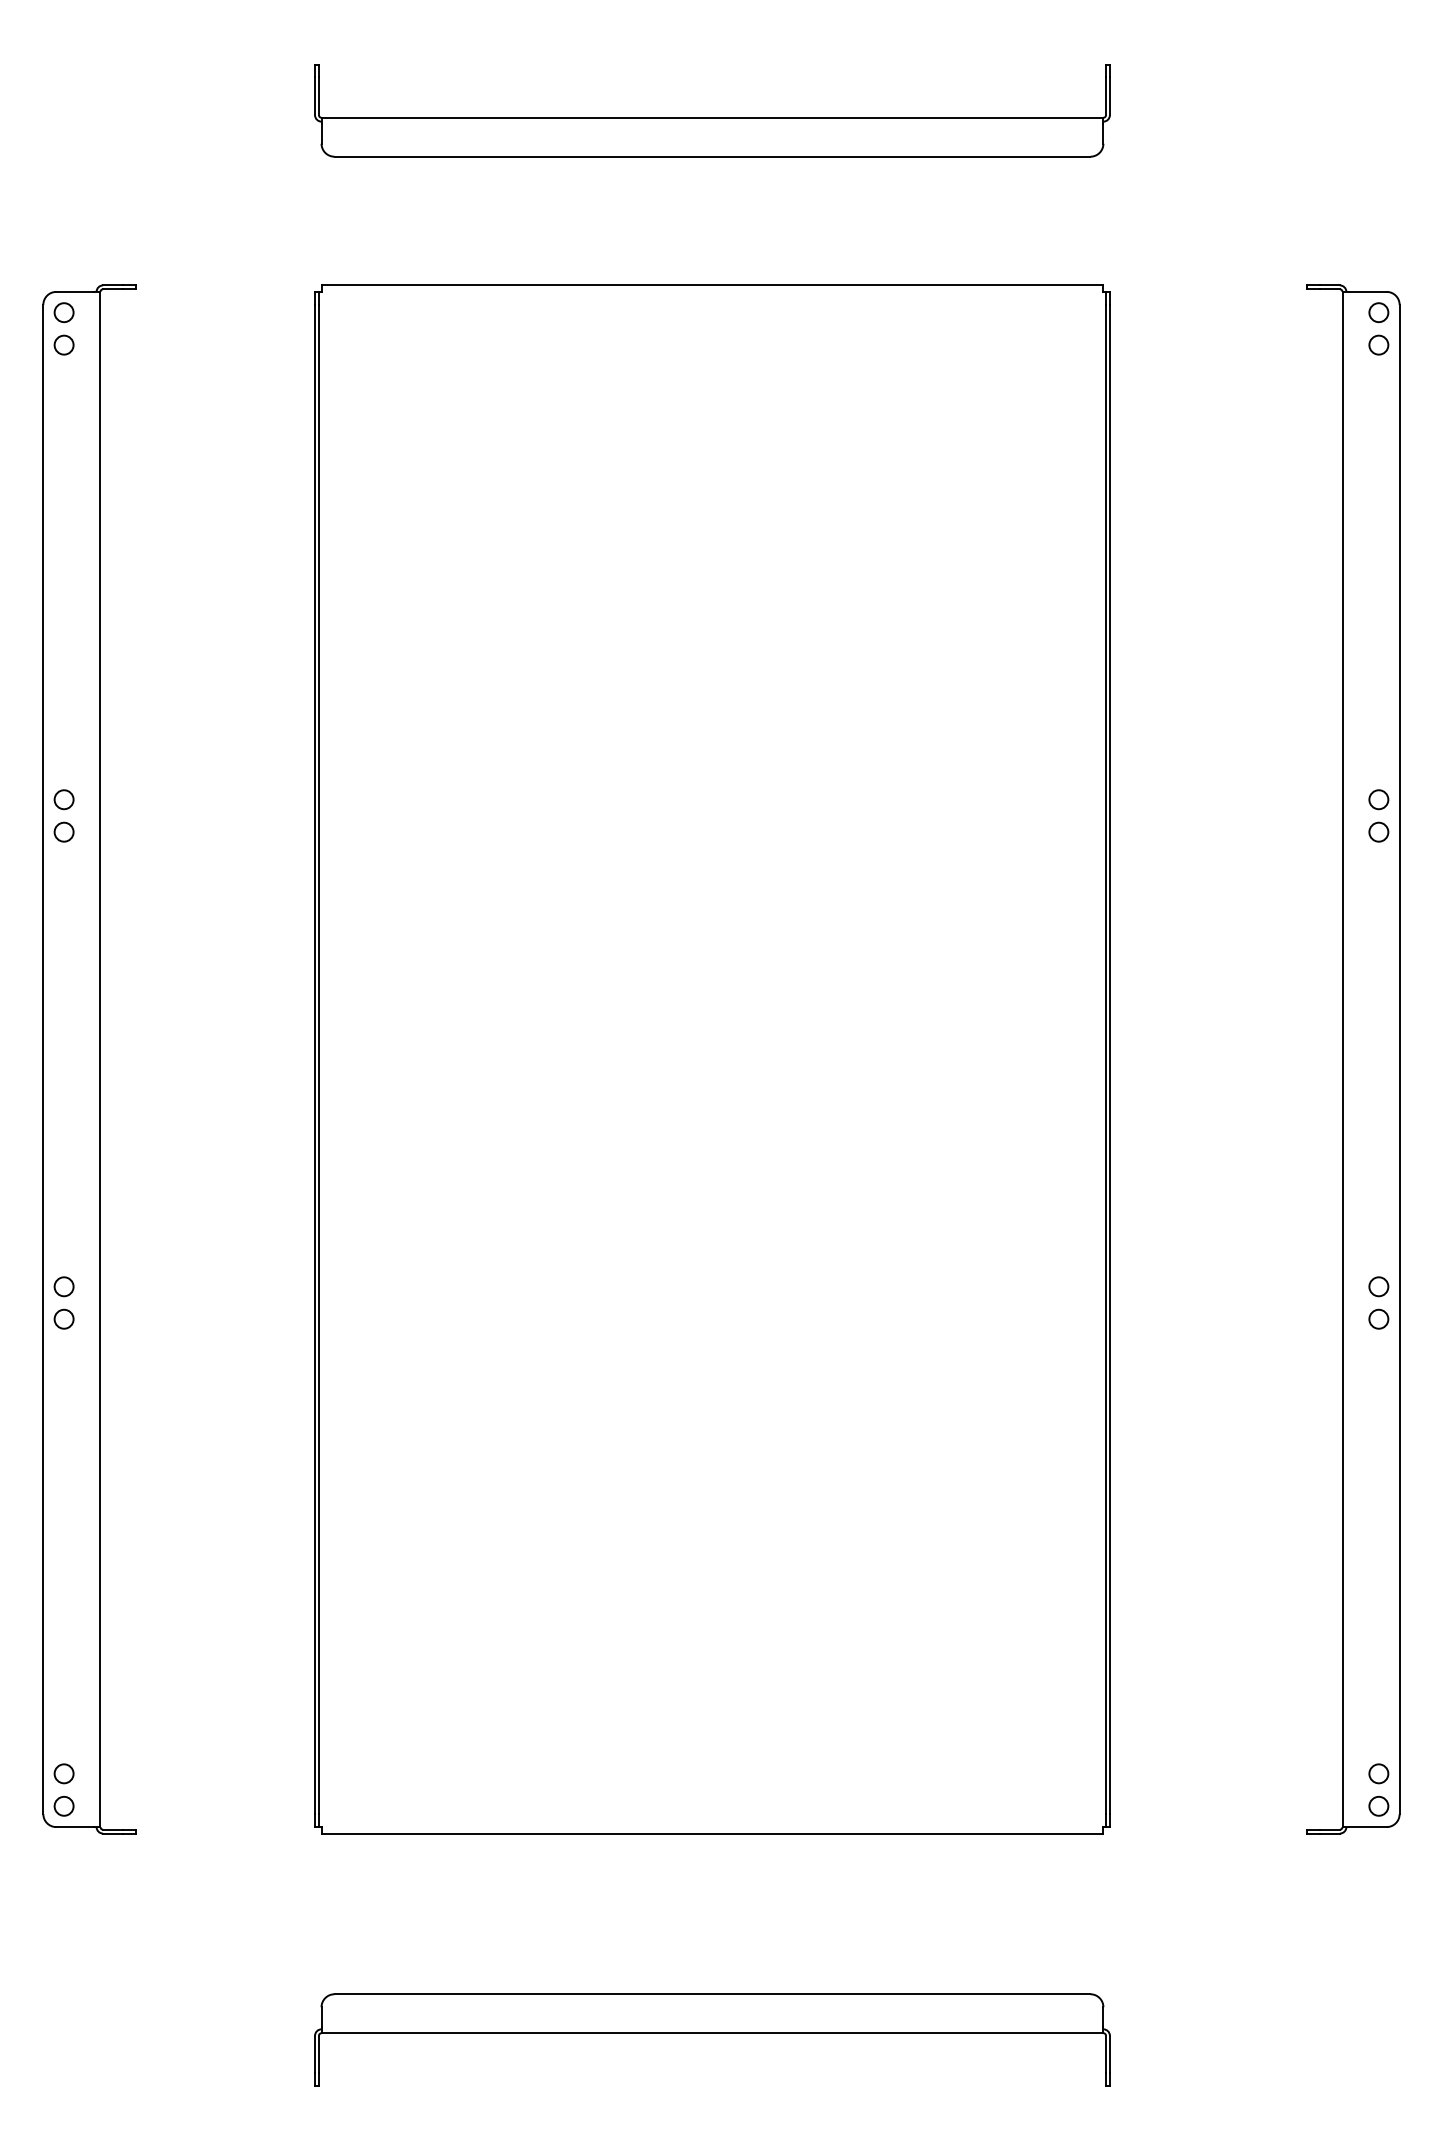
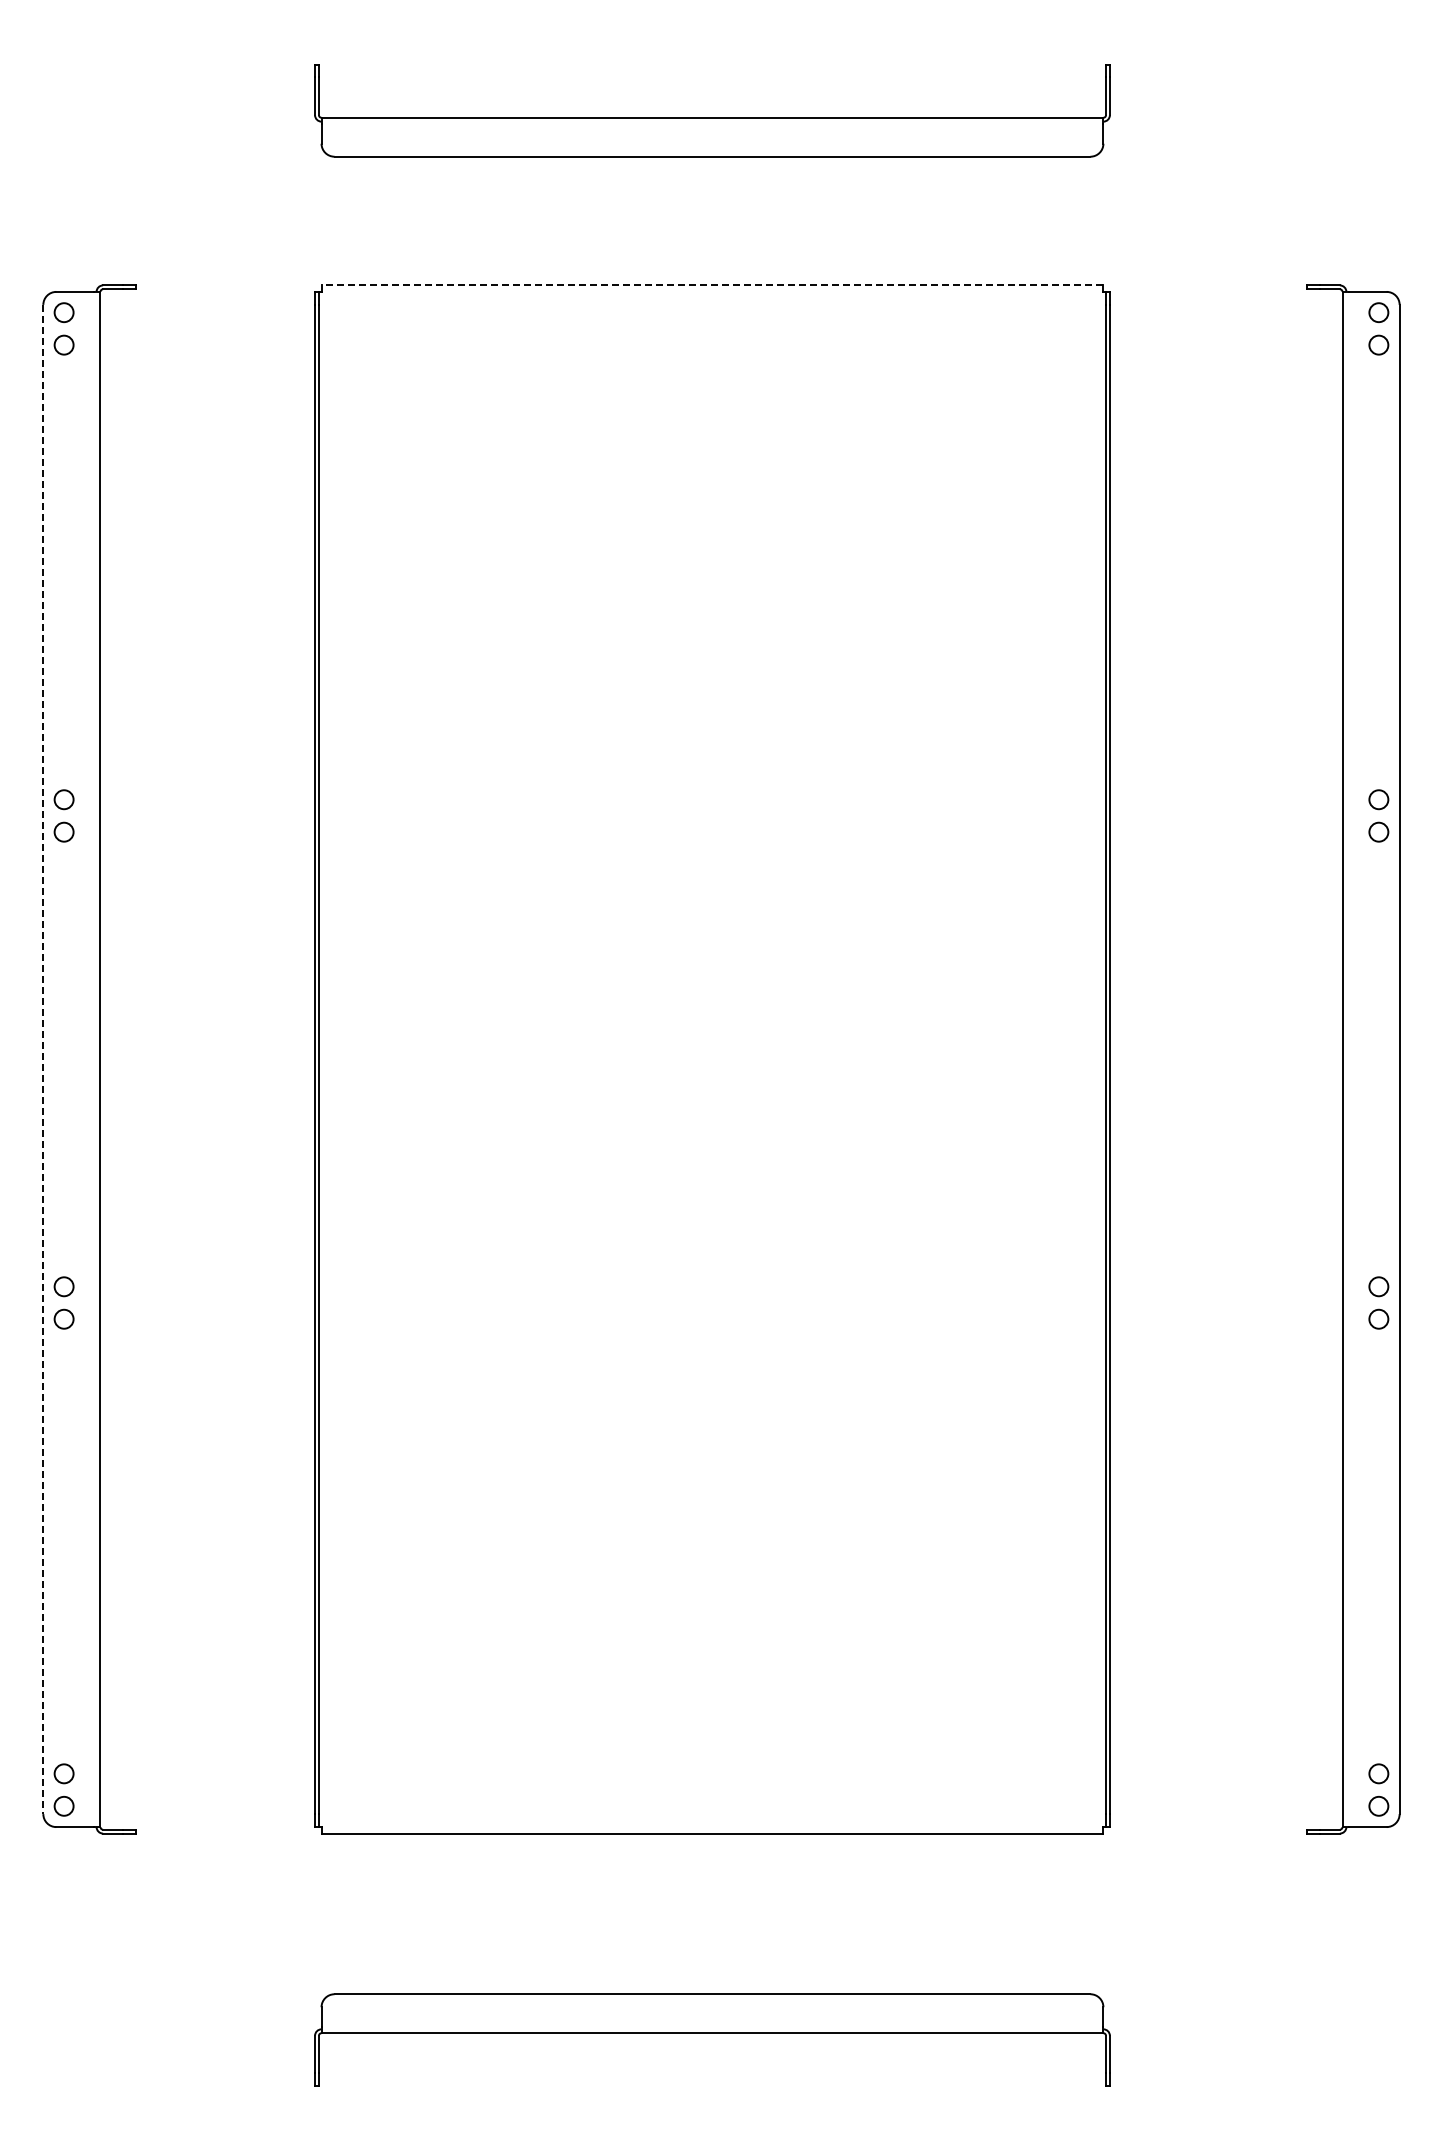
line: solid -> dashed (712, 285)
line: solid -> dashed (43, 1059)
